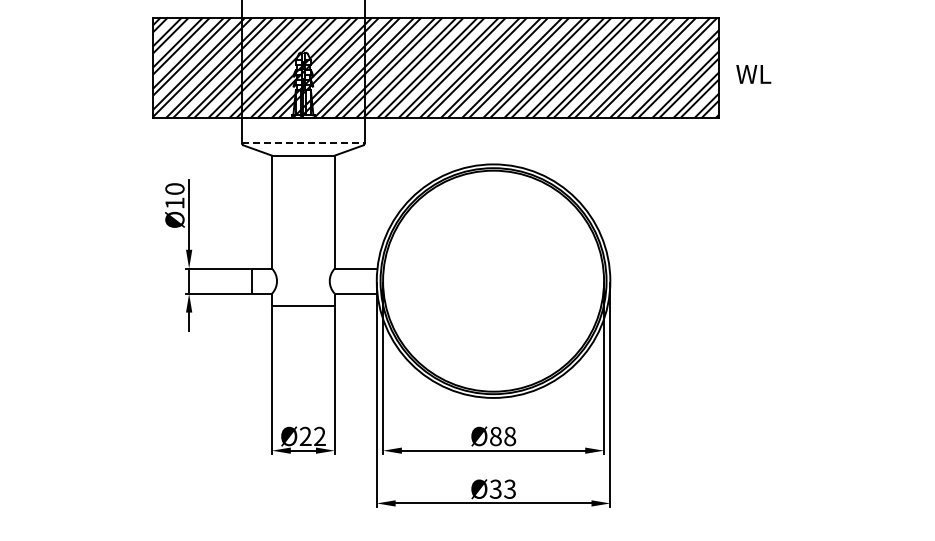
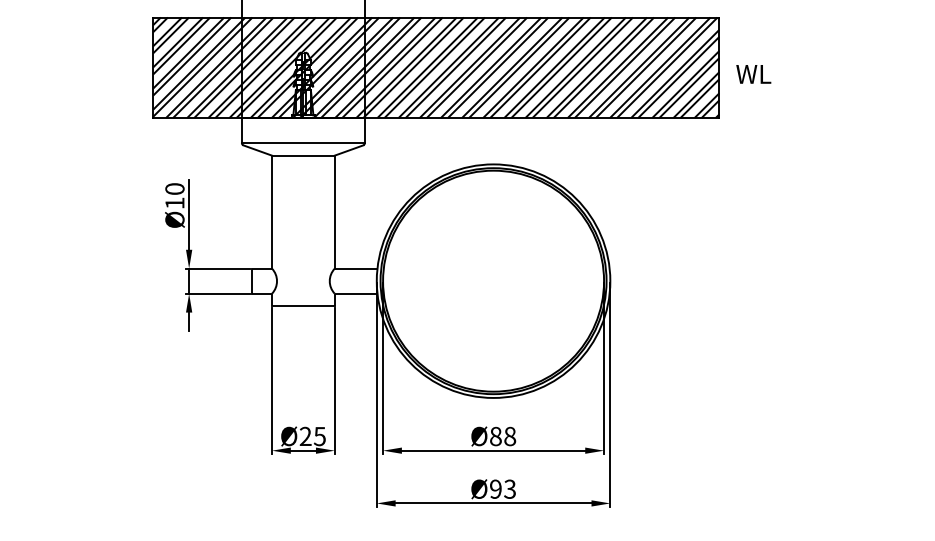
line: dashed -> solid (303, 143)
text: Ø22 -> Ø25 (319, 436)
text: Ø33 -> Ø93 (495, 488)
